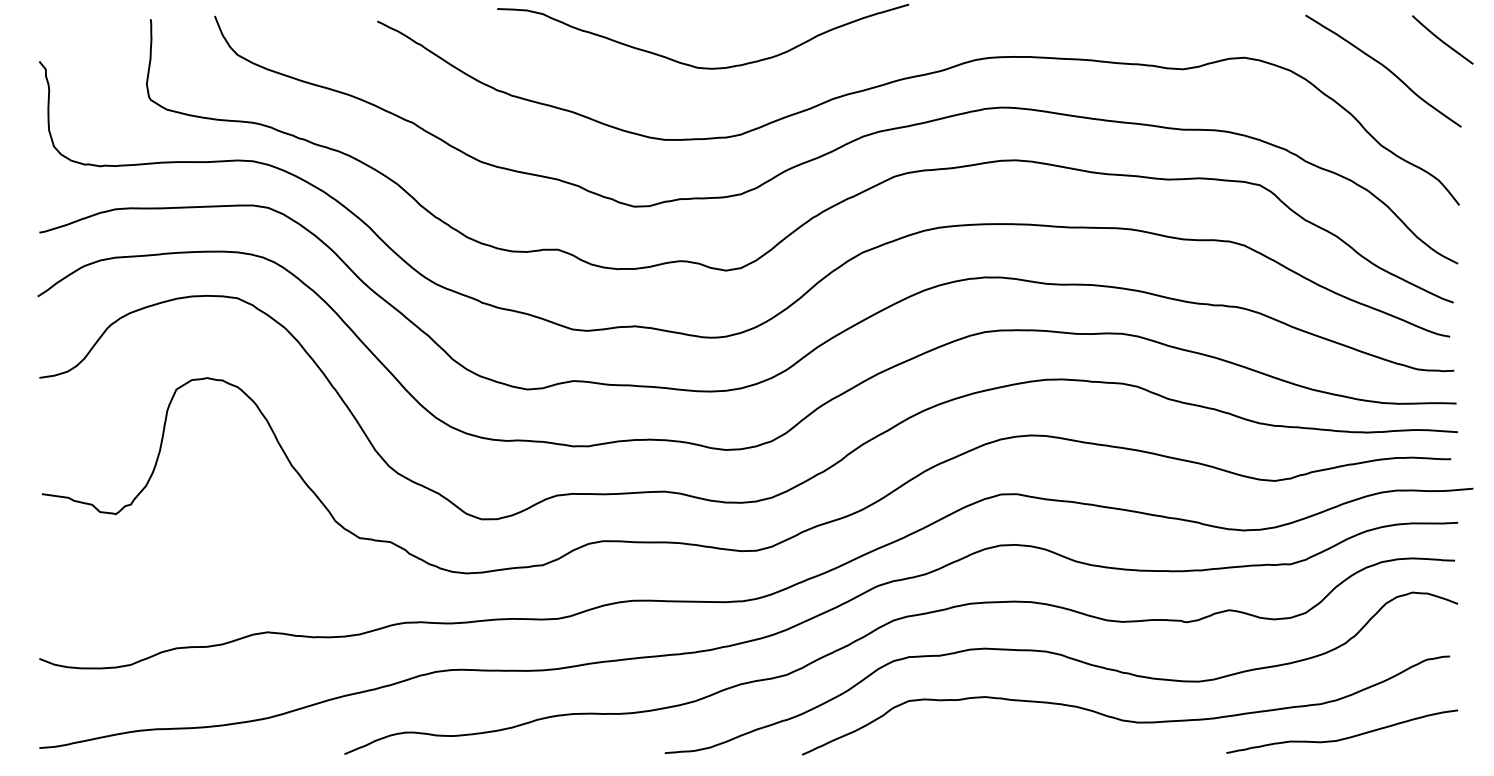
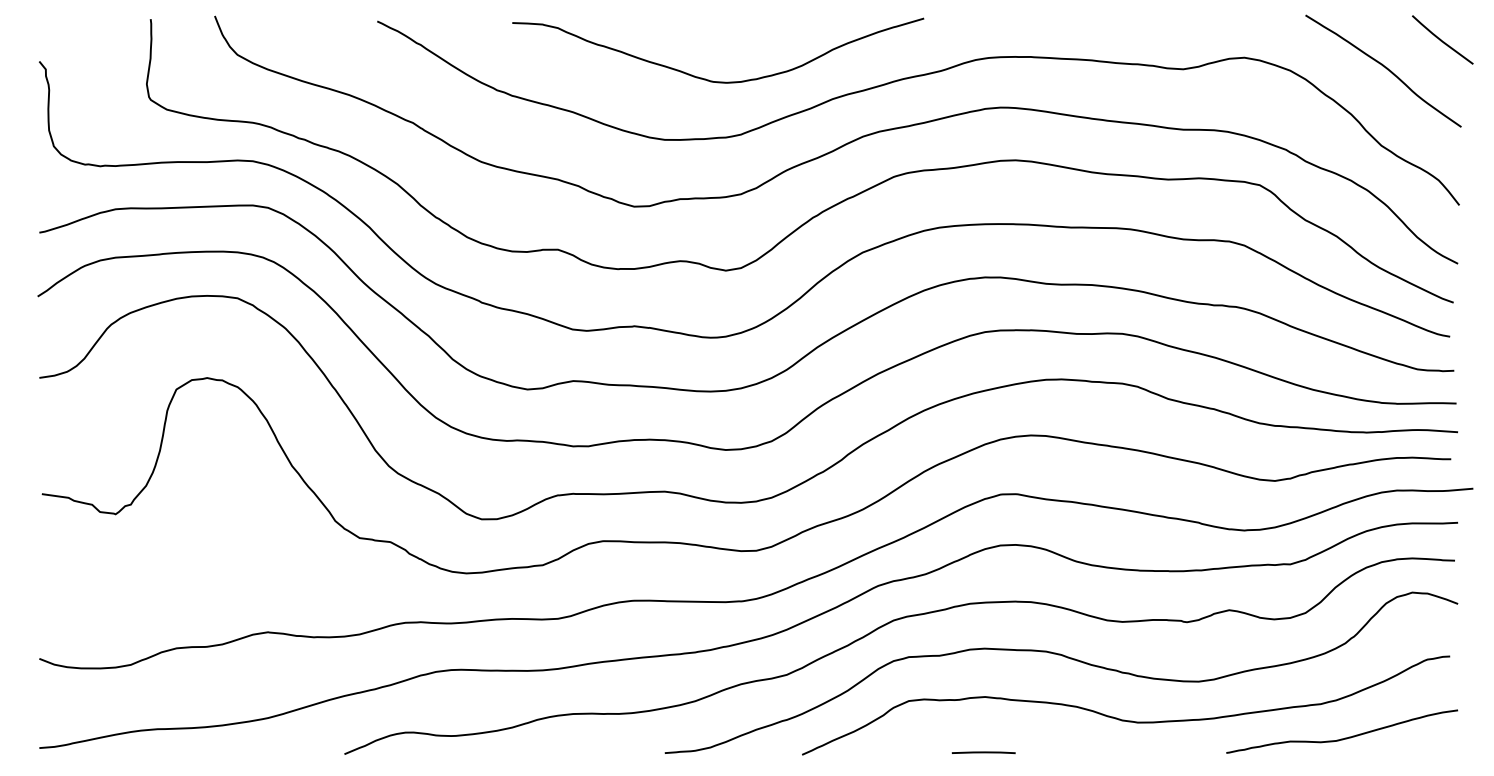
curve position: (697, 66) -> (712, 80) (712, 80)
line: none -> present (983, 752)
